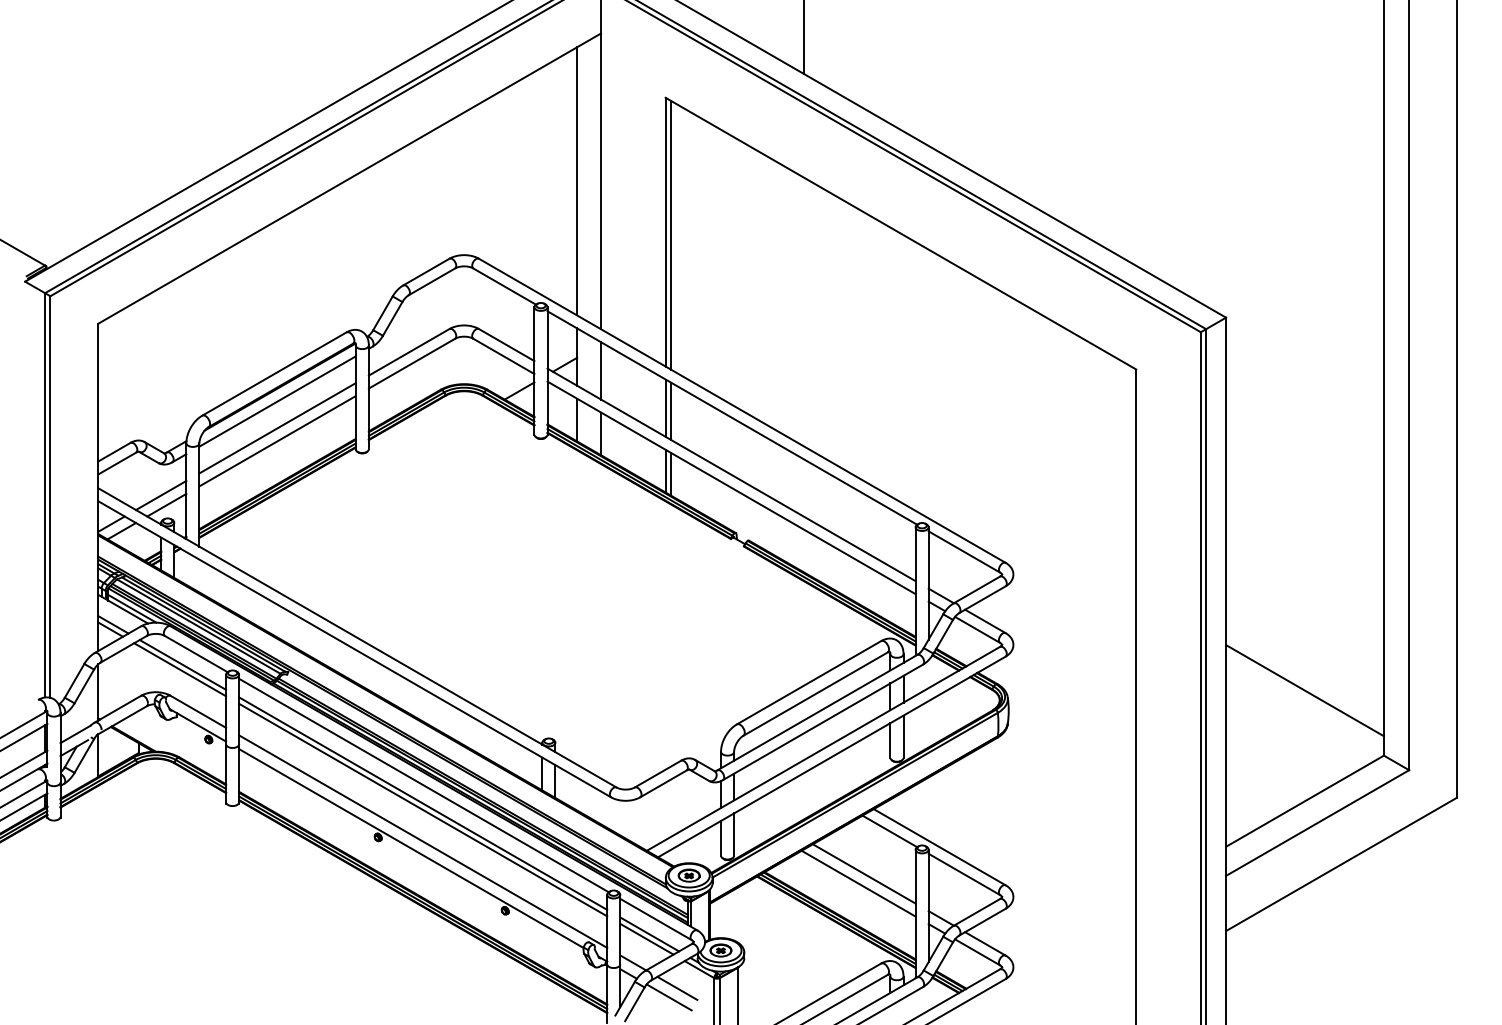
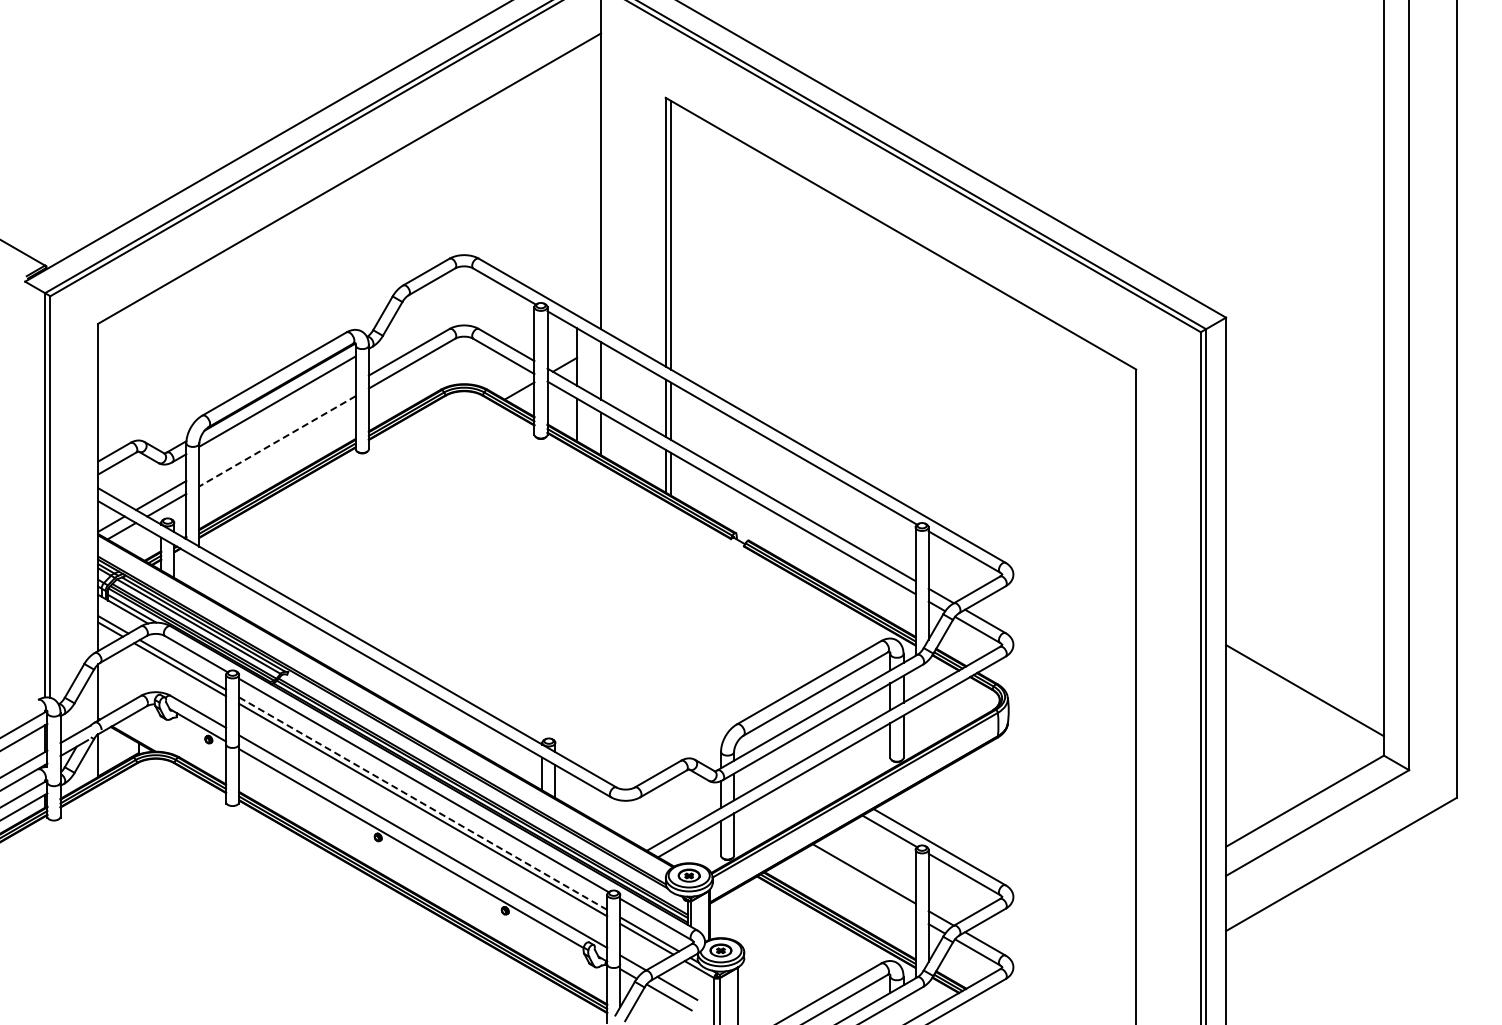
line: present -> none (804, 38)
line: present -> none (577, 181)
line: present -> none (277, 428)
line: solid -> dashed (277, 441)
line: solid -> dashed (423, 803)
line: present -> none (858, 883)
